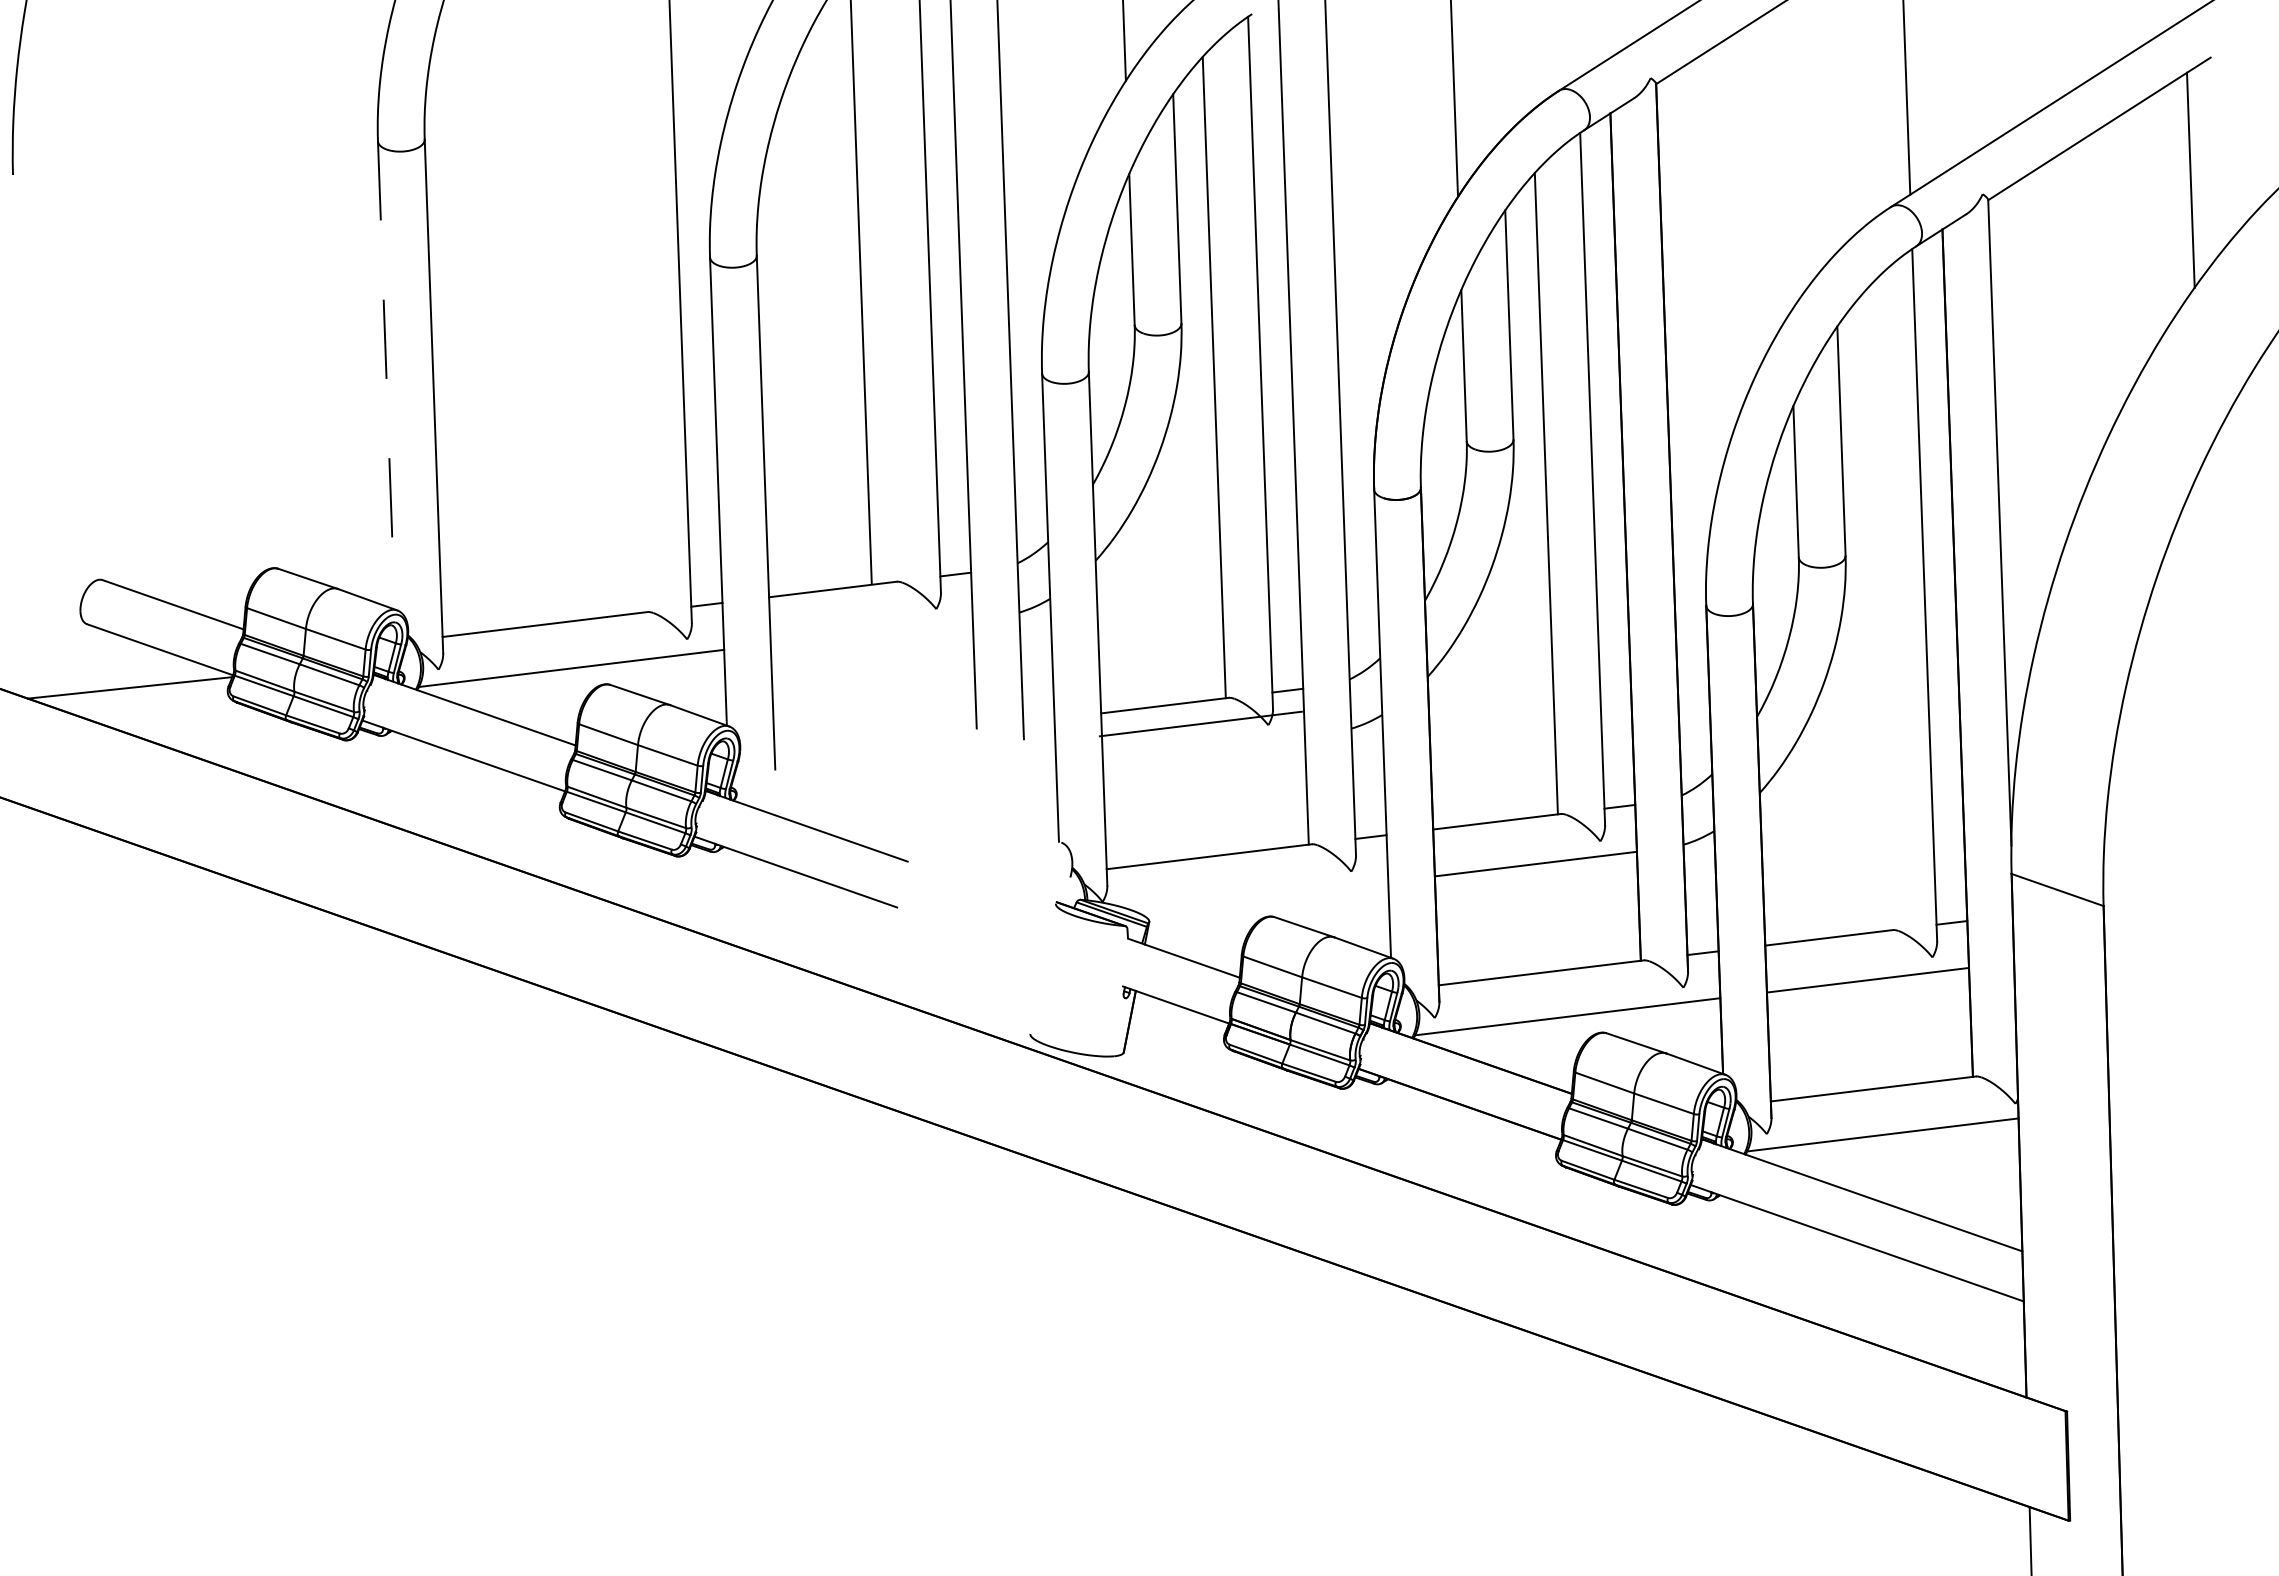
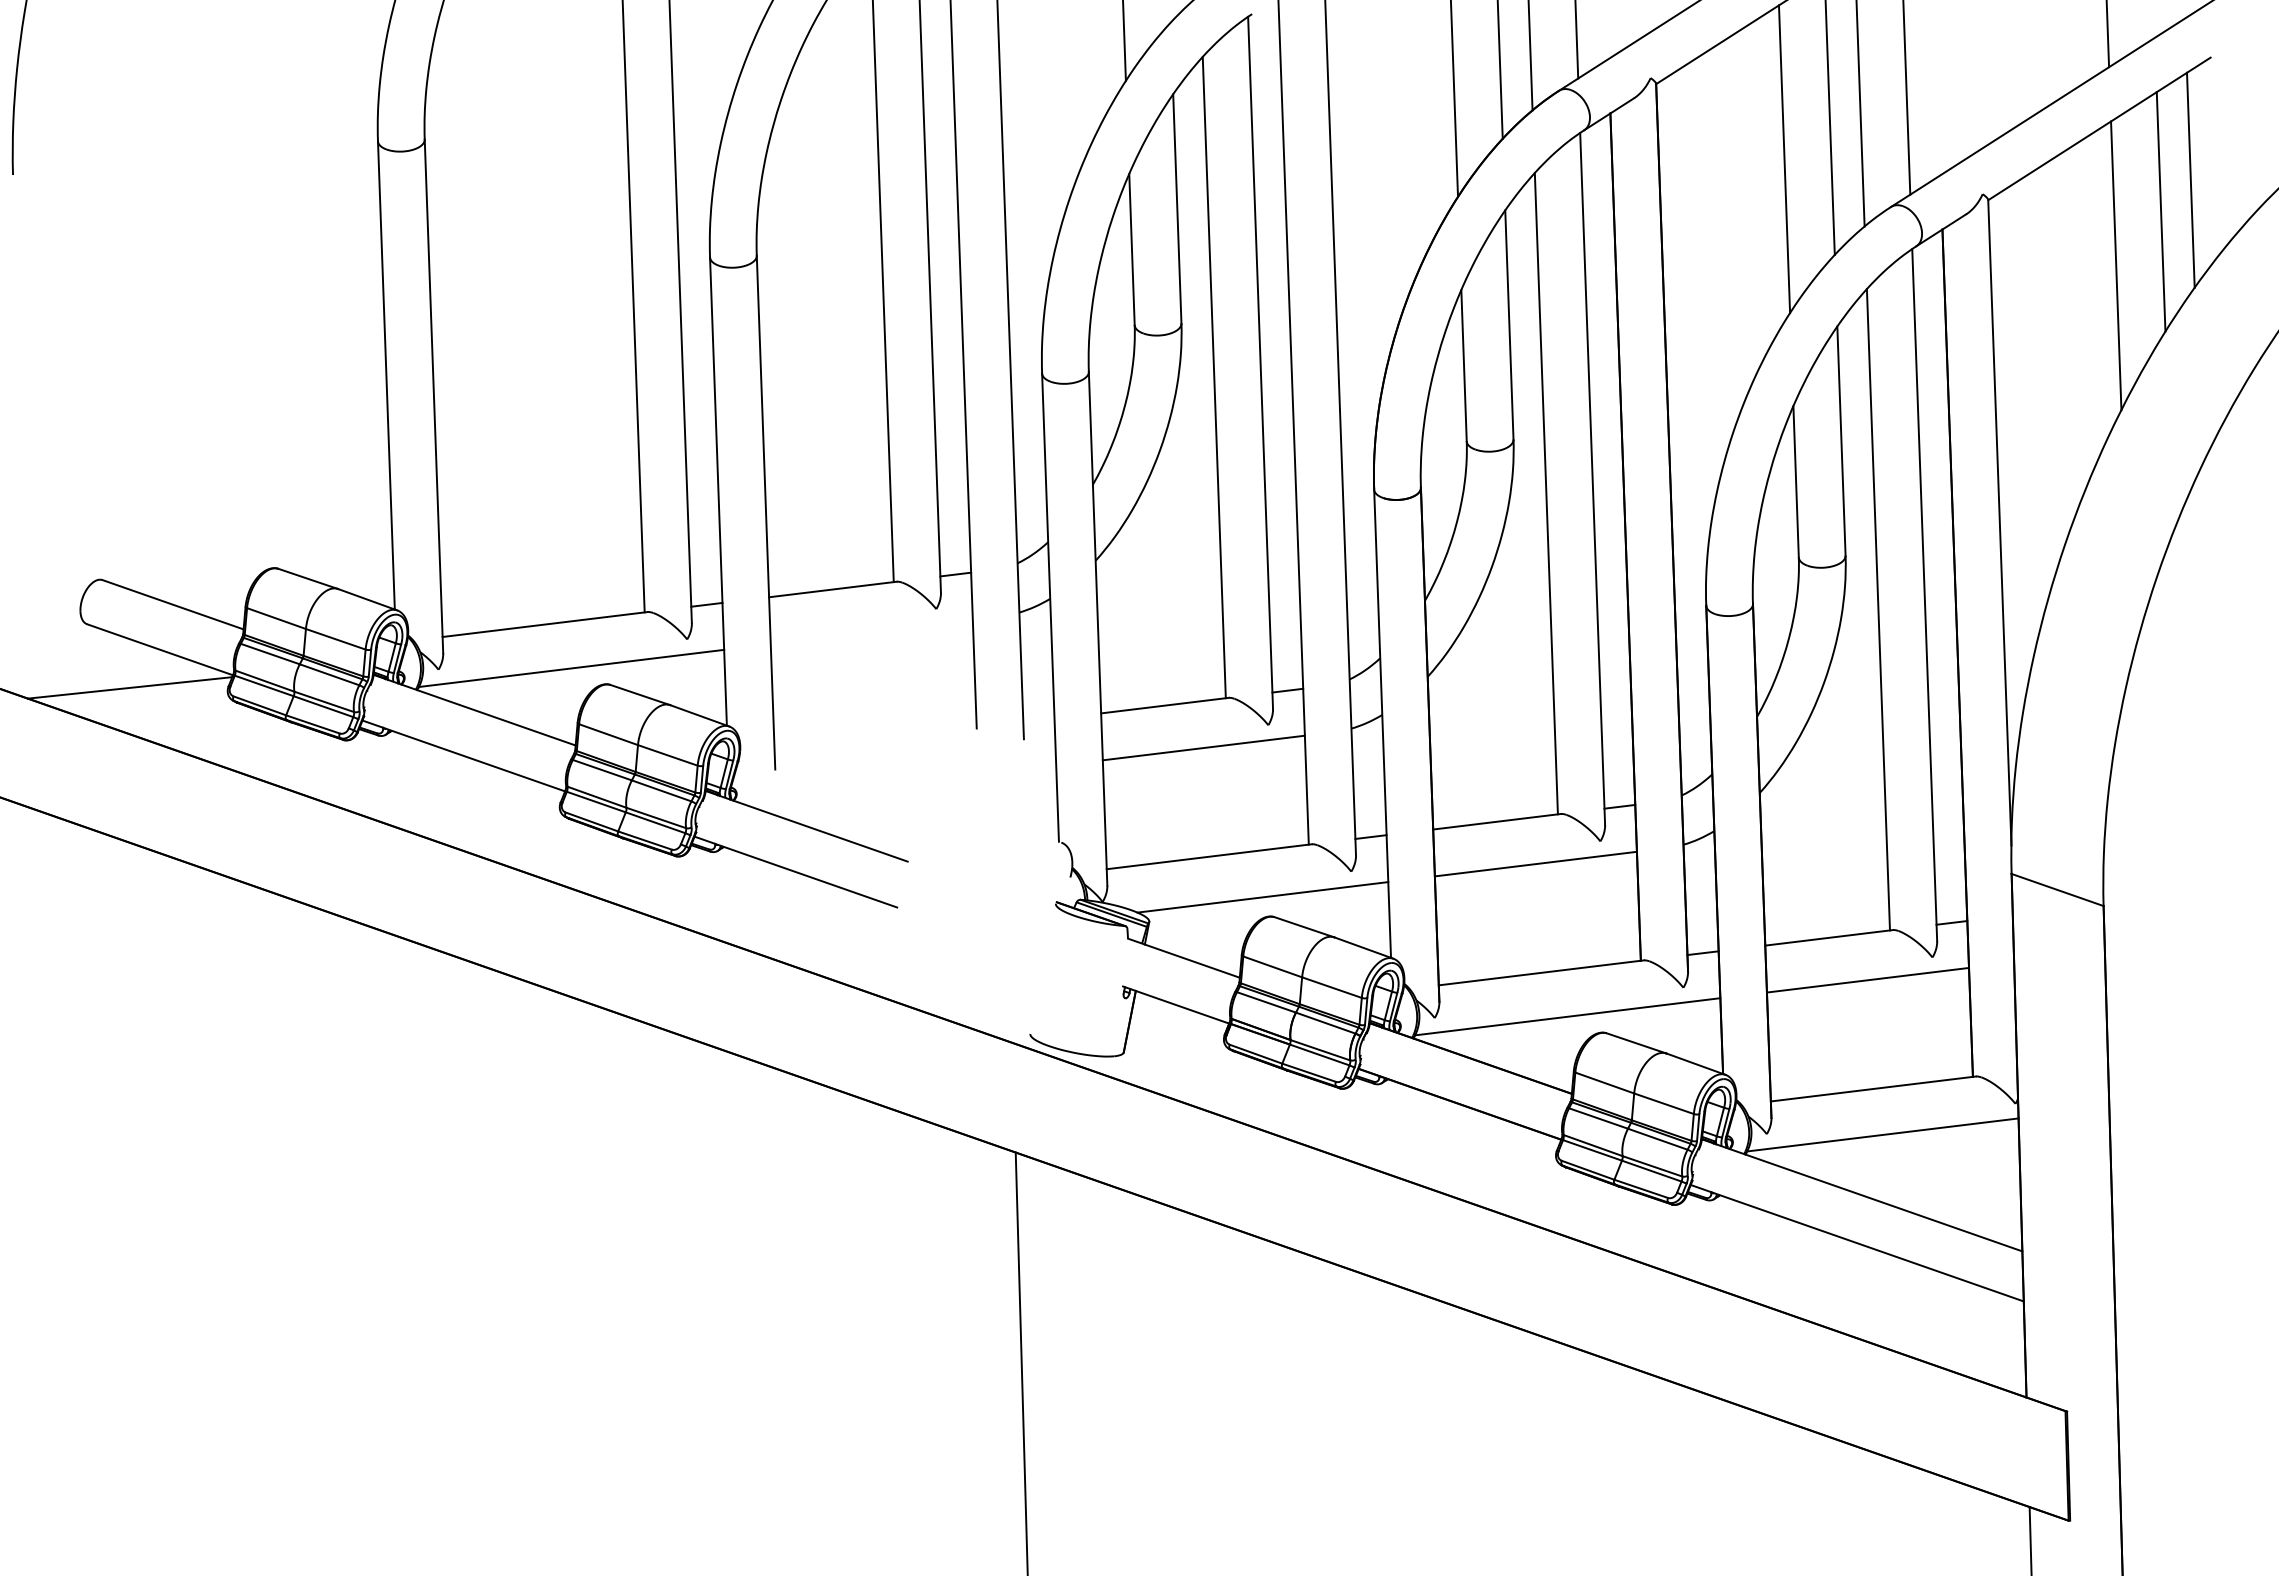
line: none -> present (2107, 34)
line: none -> present (1576, 40)
line: none -> present (1530, 56)
line: none -> present (1499, 70)
line: none -> present (1860, 114)
line: none -> present (1829, 128)
line: none -> present (1784, 159)
line: none -> present (2160, 211)
line: none -> present (2116, 265)
line position: (860, 292) -> (882, 292) (882, 292)
line: none -> present (633, 307)
line: dashed -> solid (386, 375)
line: none -> present (1877, 609)
line position: (1200, 723) -> (1203, 747) (1203, 747)
line: none -> present (1262, 897)
line: none -> present (1021, 1362)
